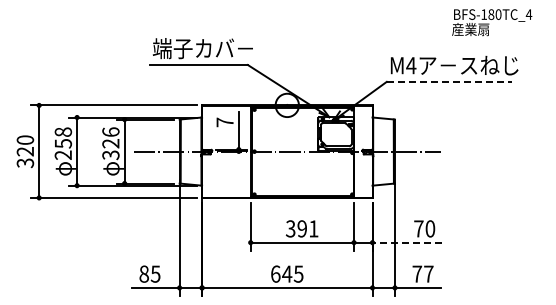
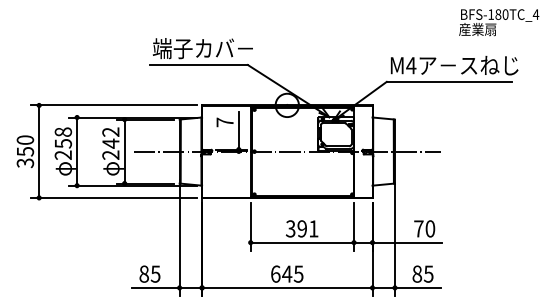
text position: (492, 22) -> (499, 22) (499, 22)
line: dashed -> solid (449, 81)
text: 326 -> 242 (110, 143)
text: 320 -> 350 (25, 151)
line: dashed -> solid (407, 242)
text: 77 -> 85 (422, 273)
